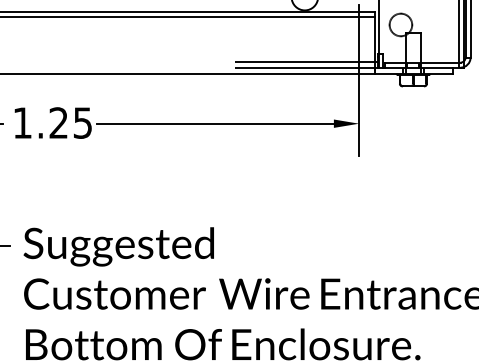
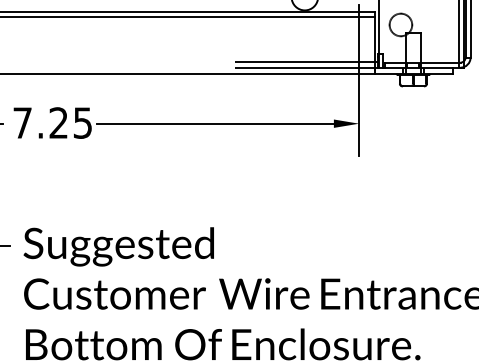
text: 1.25 -> 7.25 (22, 122)
